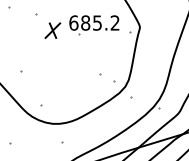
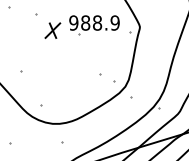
text: 685.2 -> 988.9 (94, 22)
